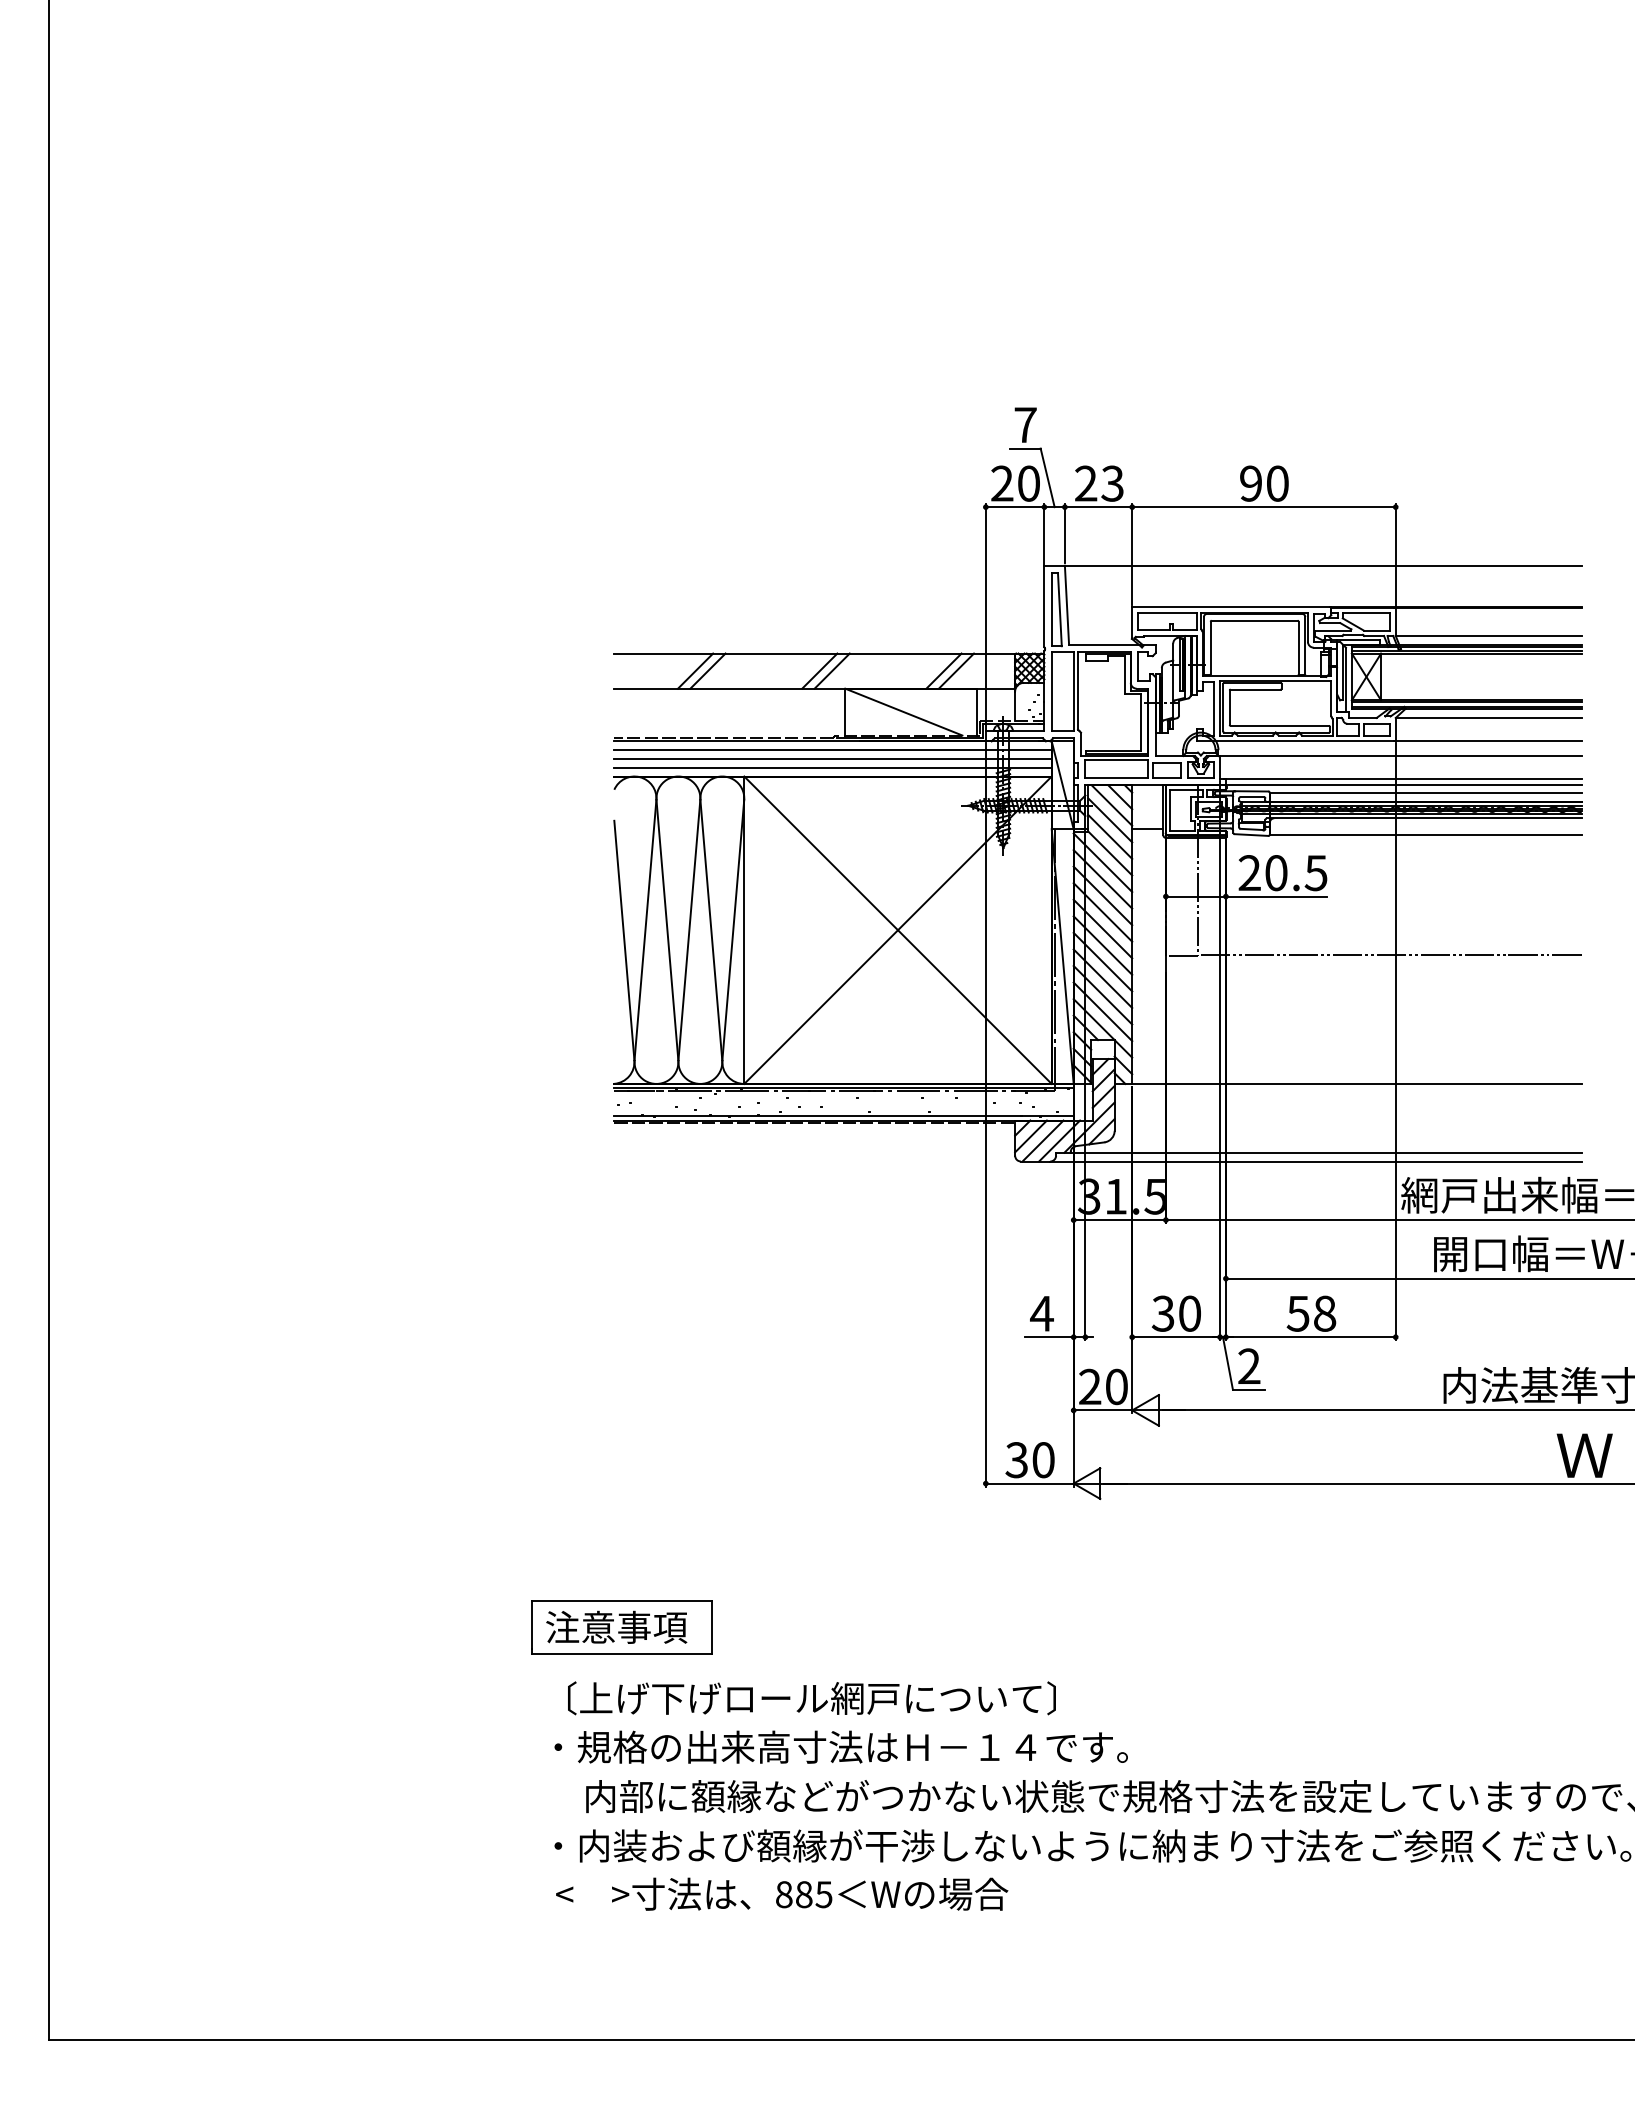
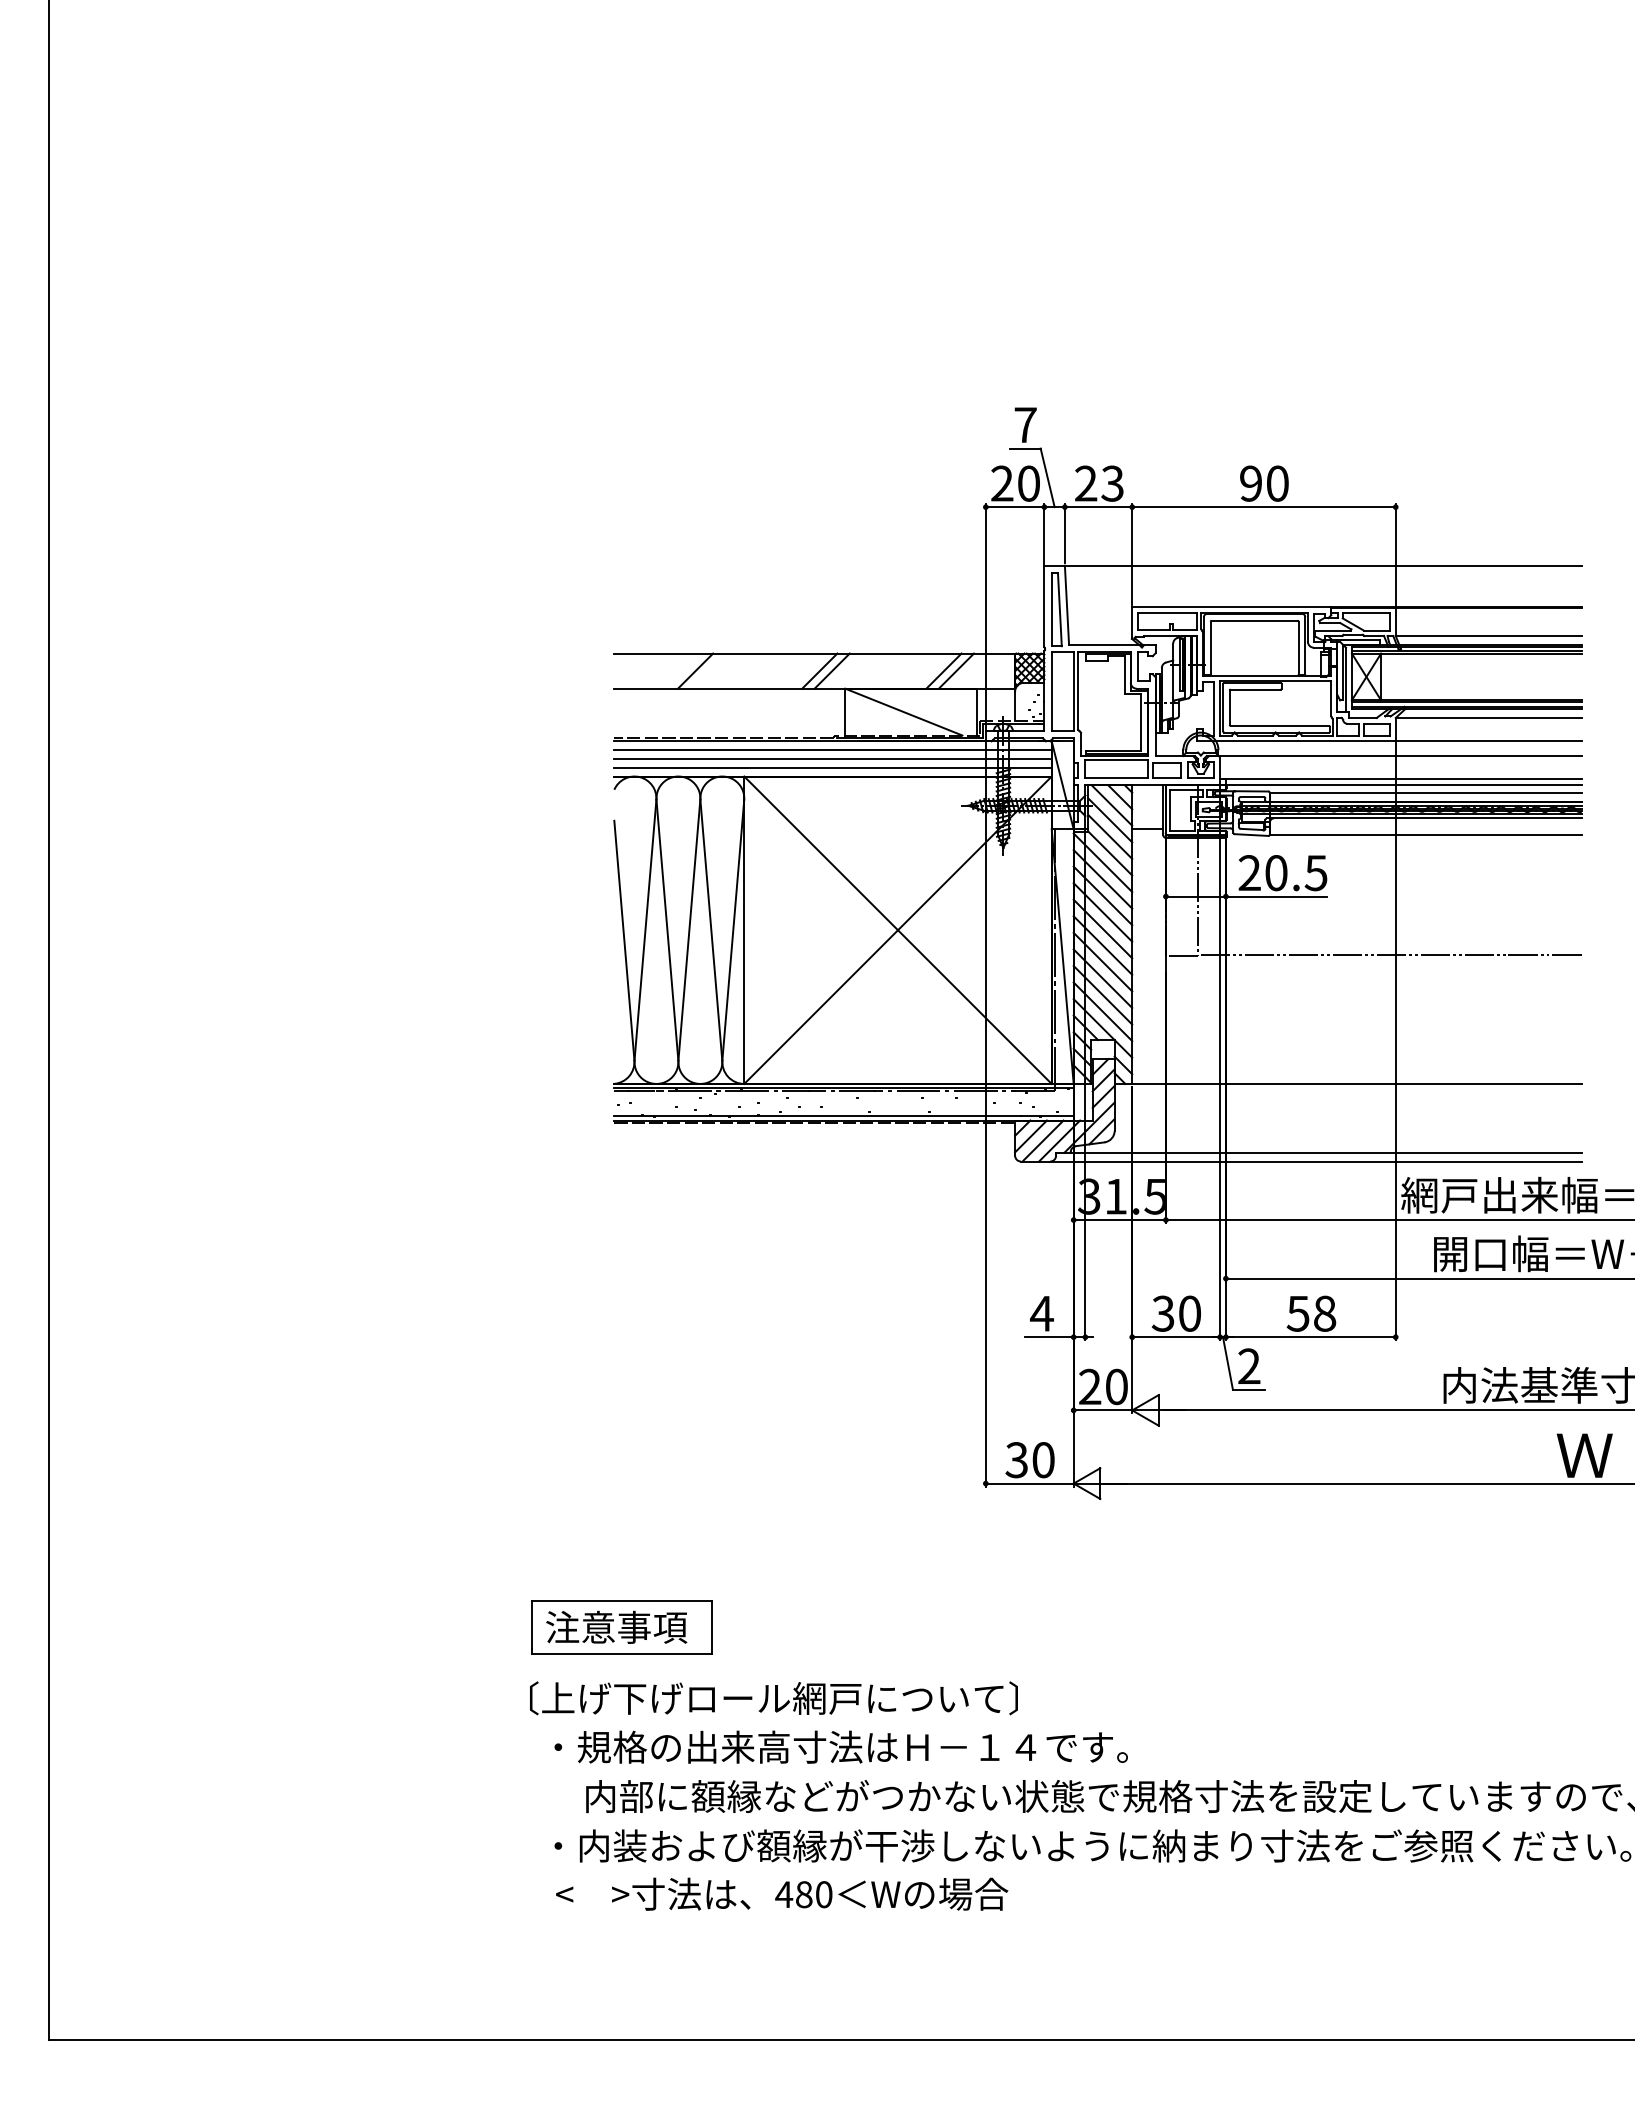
line: present -> none (707, 670)
text position: (811, 1698) -> (773, 1698) (773, 1698)
text: 885 -> 480 (803, 1894)
